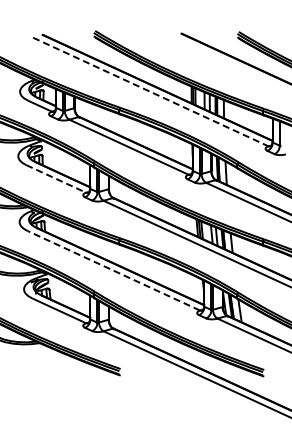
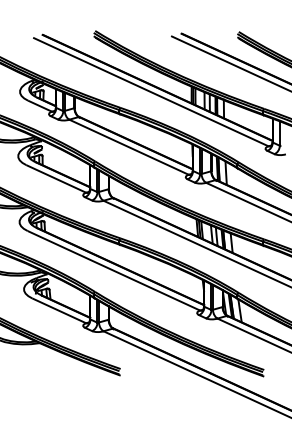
line: none -> present (229, 63)
line: dashed -> solid (150, 92)
line: dashed -> solid (56, 178)
line: dashed -> solid (113, 270)
